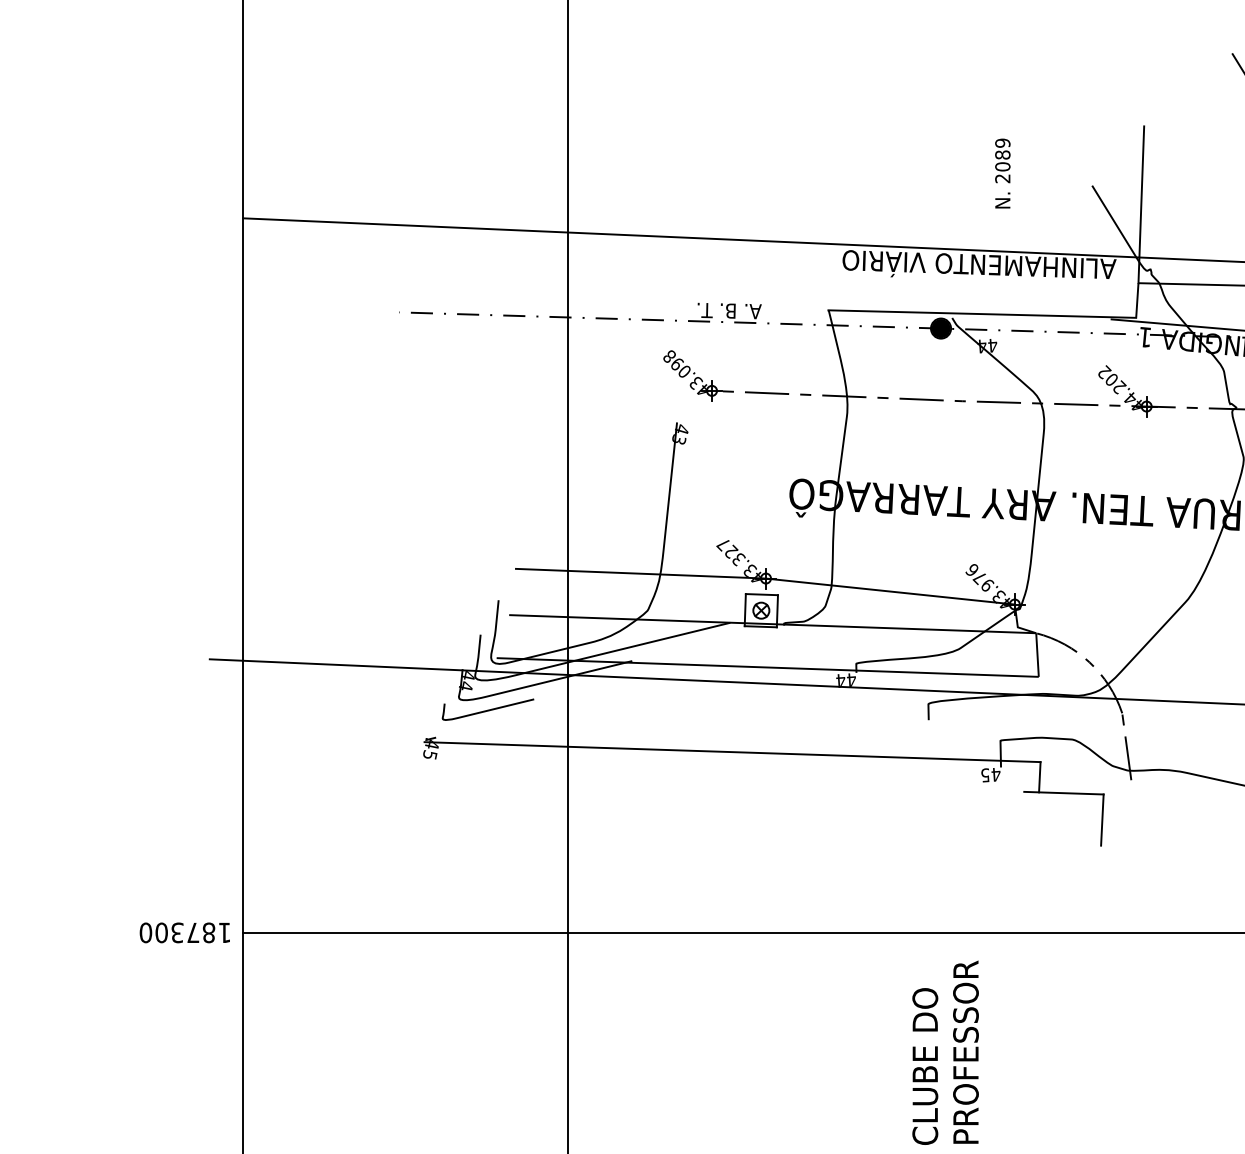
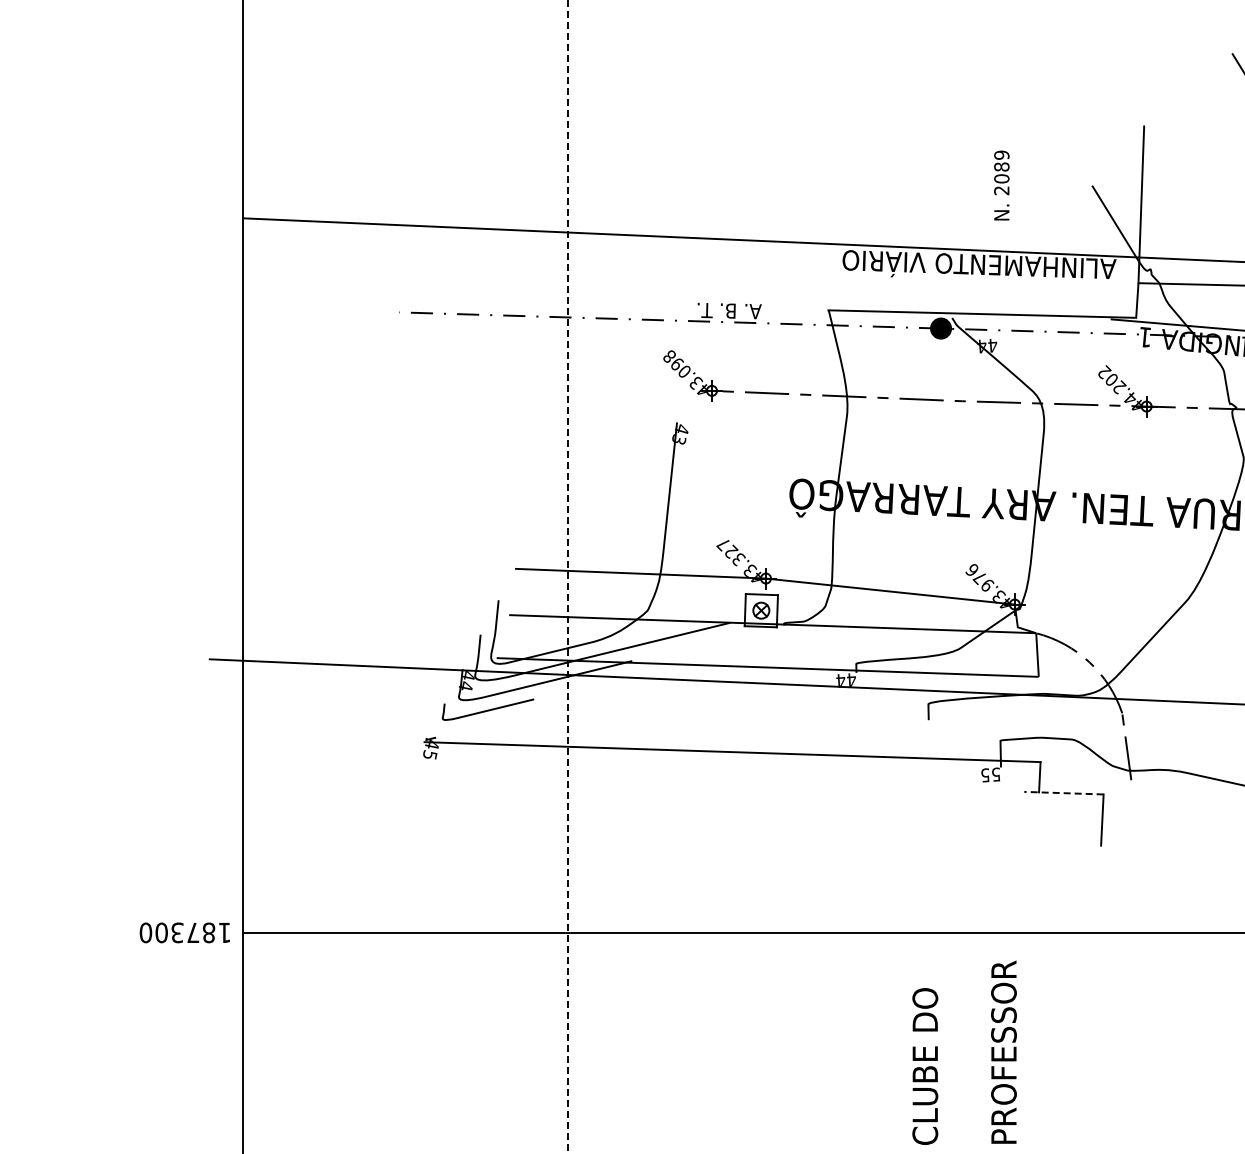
text position: (1002, 173) -> (1001, 185) (1001, 185)
line: solid -> dashed (567, 576)
text: 45 -> 55 (995, 774)
line: solid -> dashed (1063, 793)
text position: (965, 1051) -> (1003, 1051) (1003, 1051)
